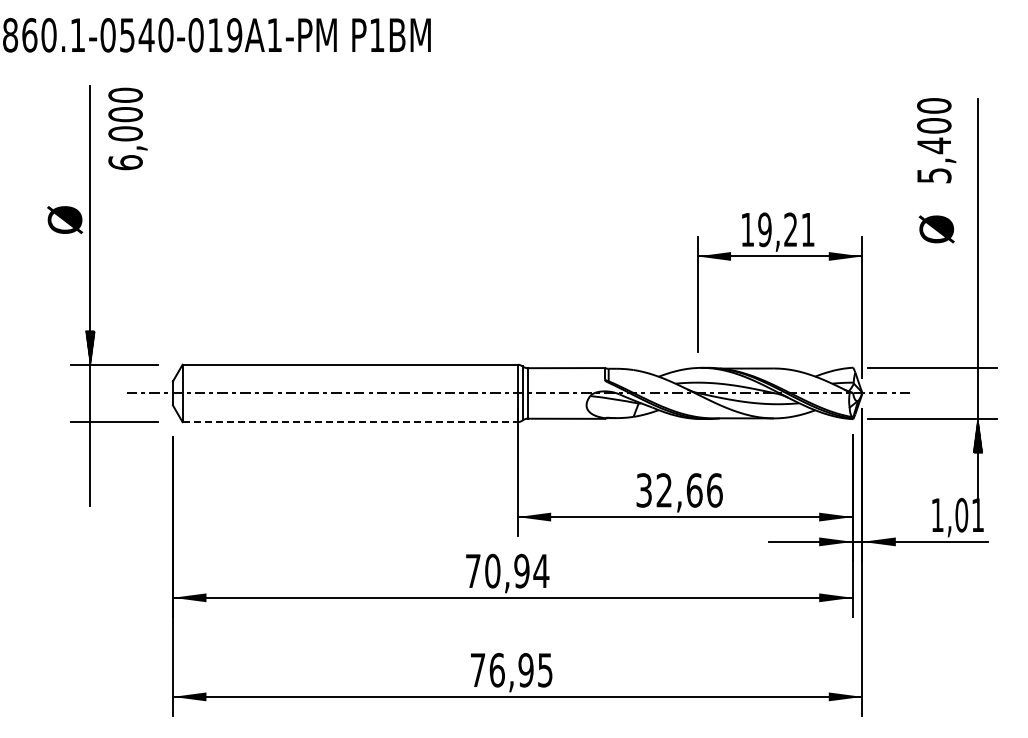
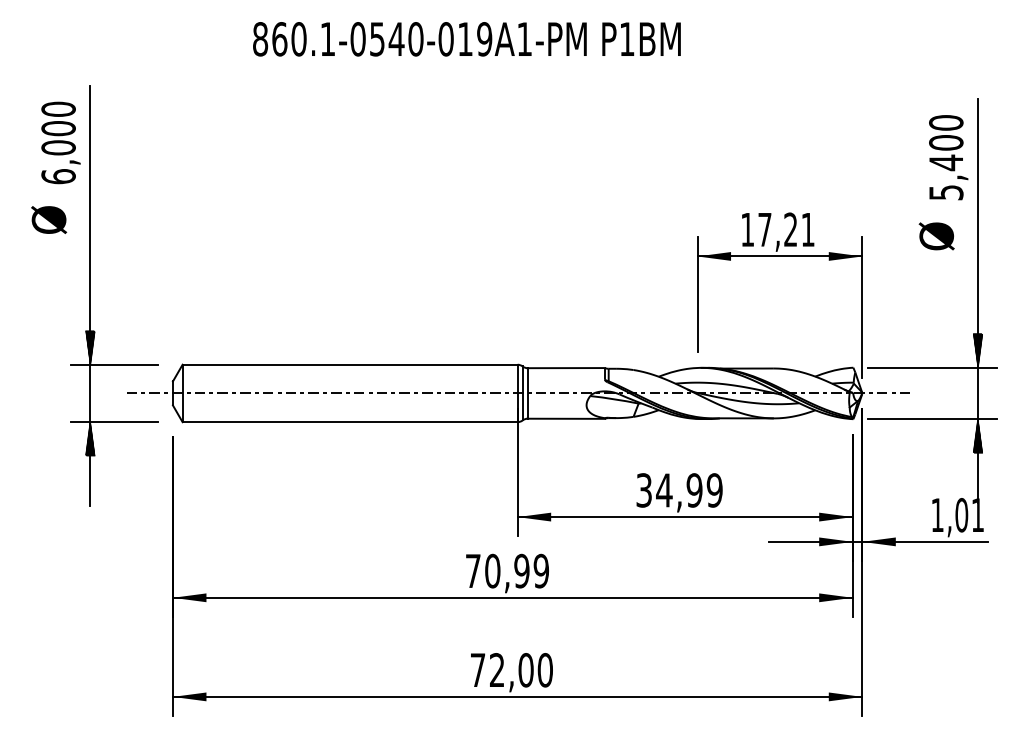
text position: (216, 35) -> (466, 39) (466, 39)
text position: (127, 128) -> (60, 142) (60, 142)
text position: (936, 140) -> (948, 157) (948, 157)
text position: (65, 219) -> (49, 219) (49, 219)
text: 19,21 -> 17,21 (764, 229)
text position: (936, 229) -> (936, 236) (936, 236)
hatch: none -> present (977, 350)
line: dashed -> solid (350, 422)
hatch: none -> present (89, 438)
text: 32,66 -> 34,99 (689, 490)
text: 70,94 -> 70,99 (541, 570)
text: 76,95 -> 72,00 (520, 670)
